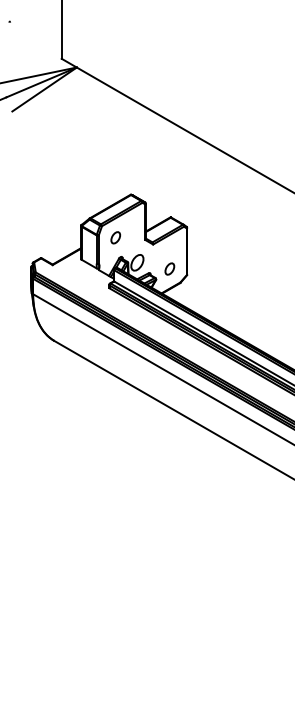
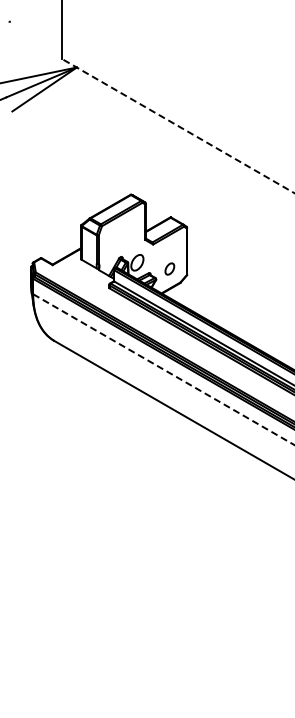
line: solid -> dashed (177, 125)
part: present -> none (115, 237)
line: solid -> dashed (163, 369)
